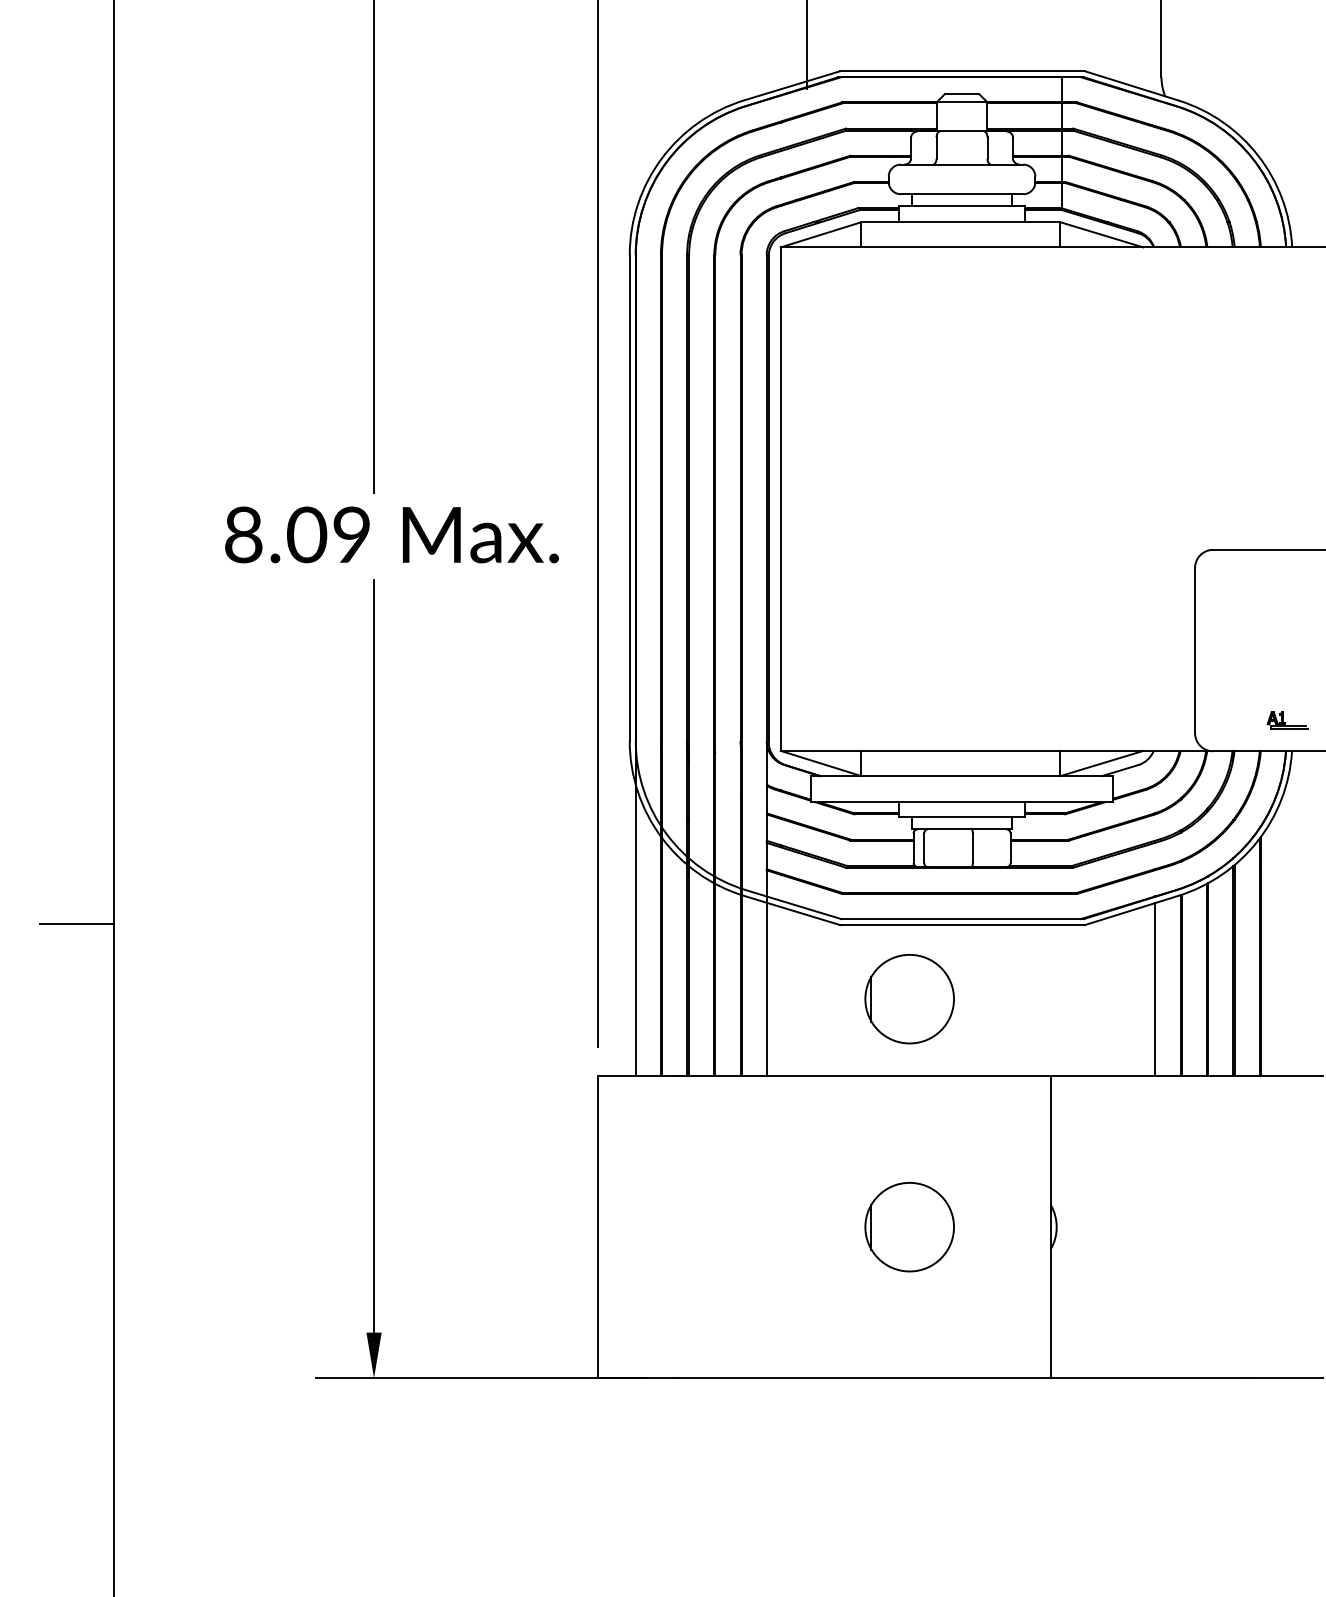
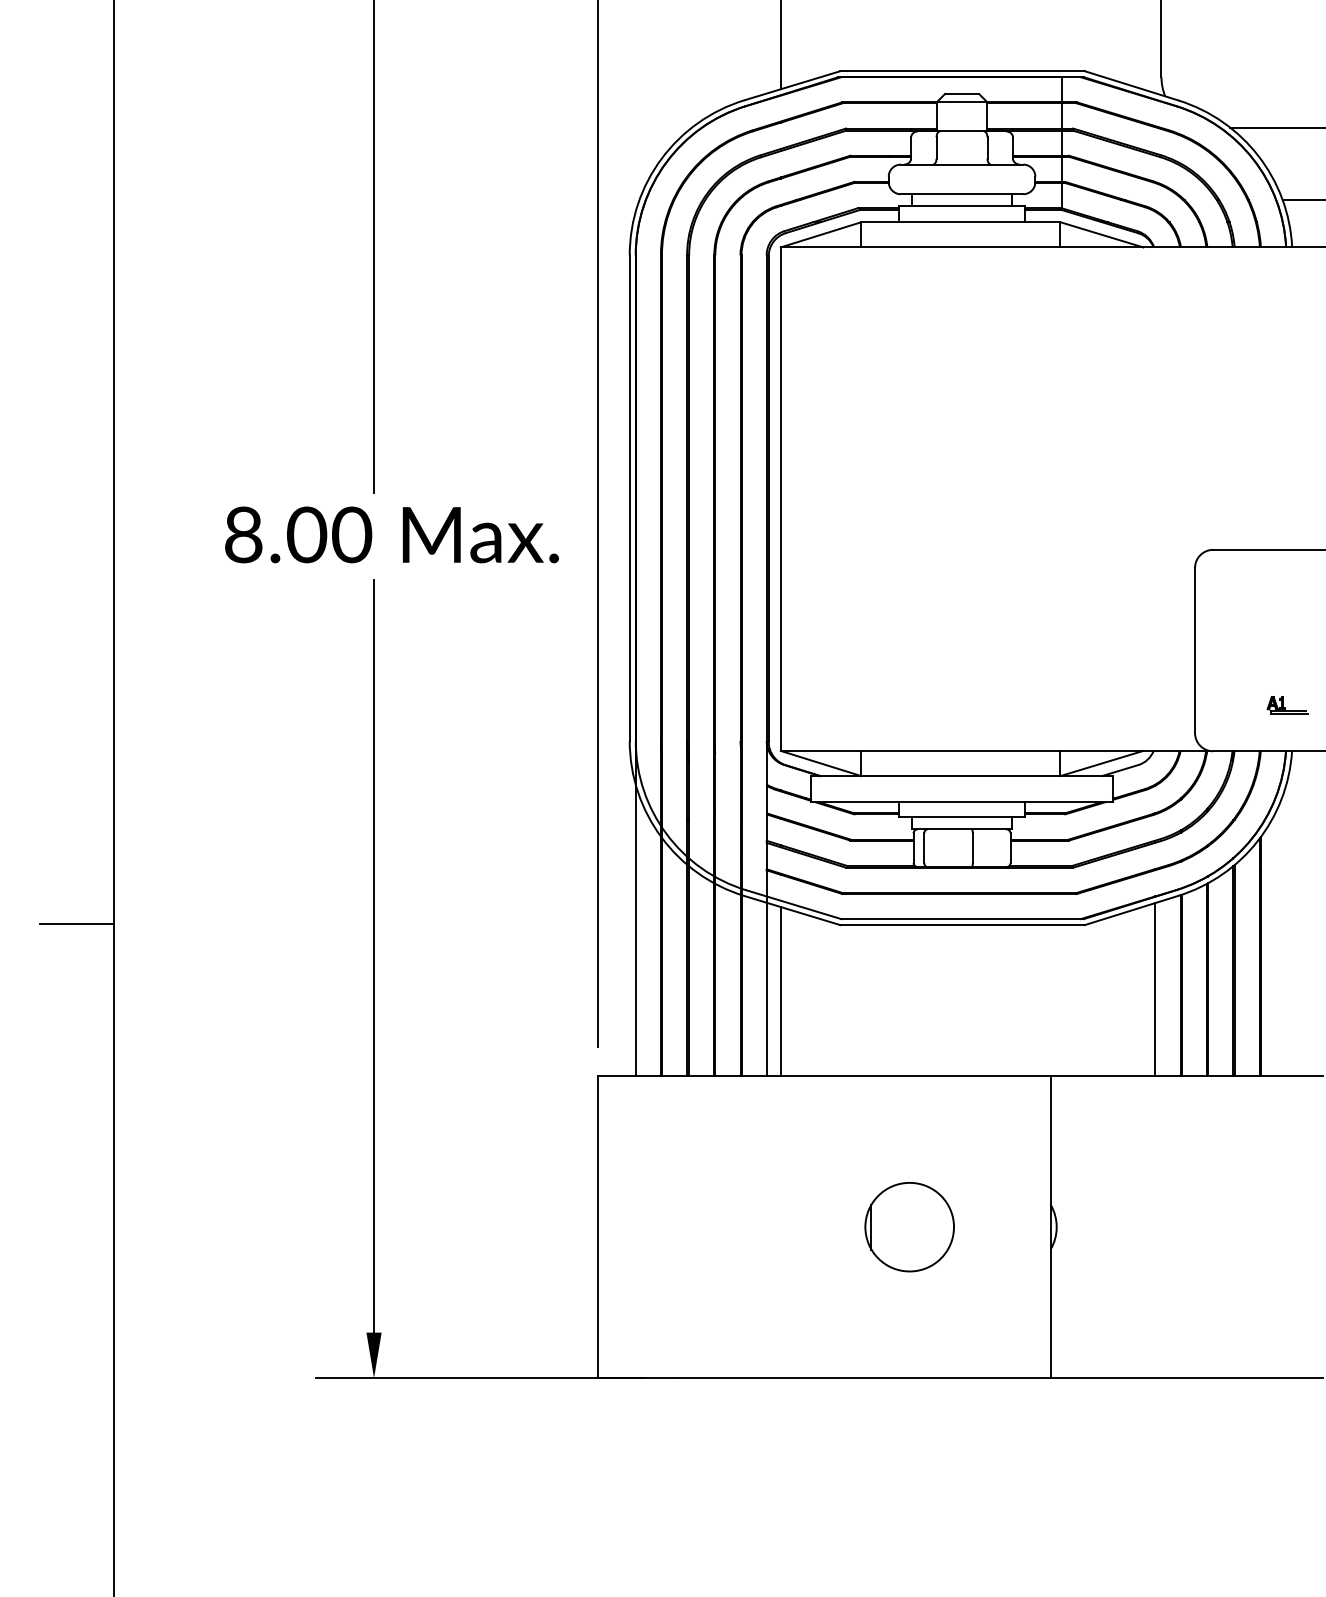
line position: (806, 45) -> (780, 45) (780, 45)
line: none -> present (1276, 127)
line: none -> present (1302, 200)
text: 8.09 -> 8.00 (352, 535)
part position: (1287, 720) -> (1287, 705) (1287, 705)
line: none -> present (780, 991)
part: present -> none (909, 999)
